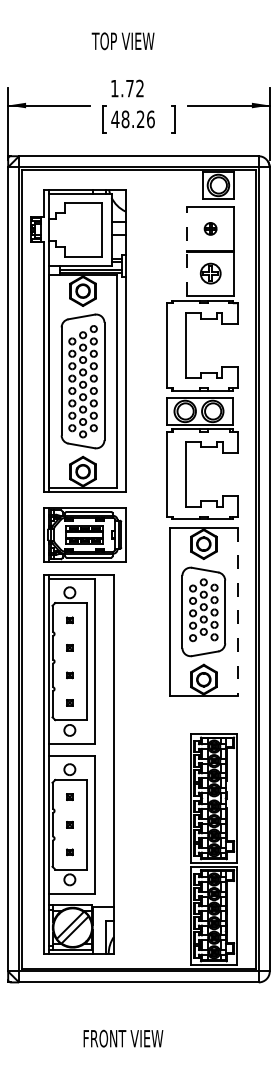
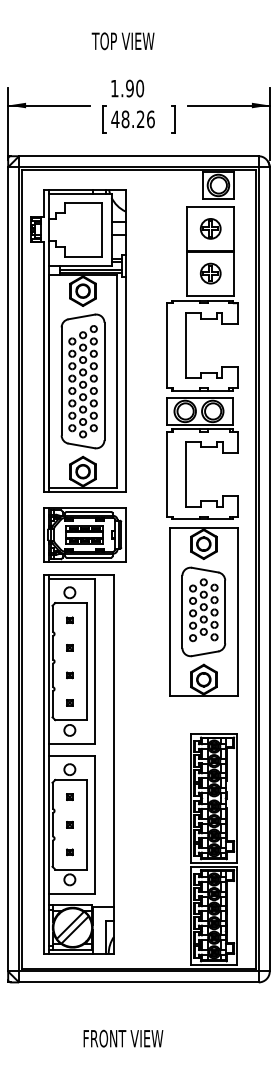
text: 1.72 -> 1.90 (135, 88)
part size: 15x14 px -> 23x22 px (210, 228)
line: dashed -> solid (187, 250)
line: dashed -> solid (237, 612)
